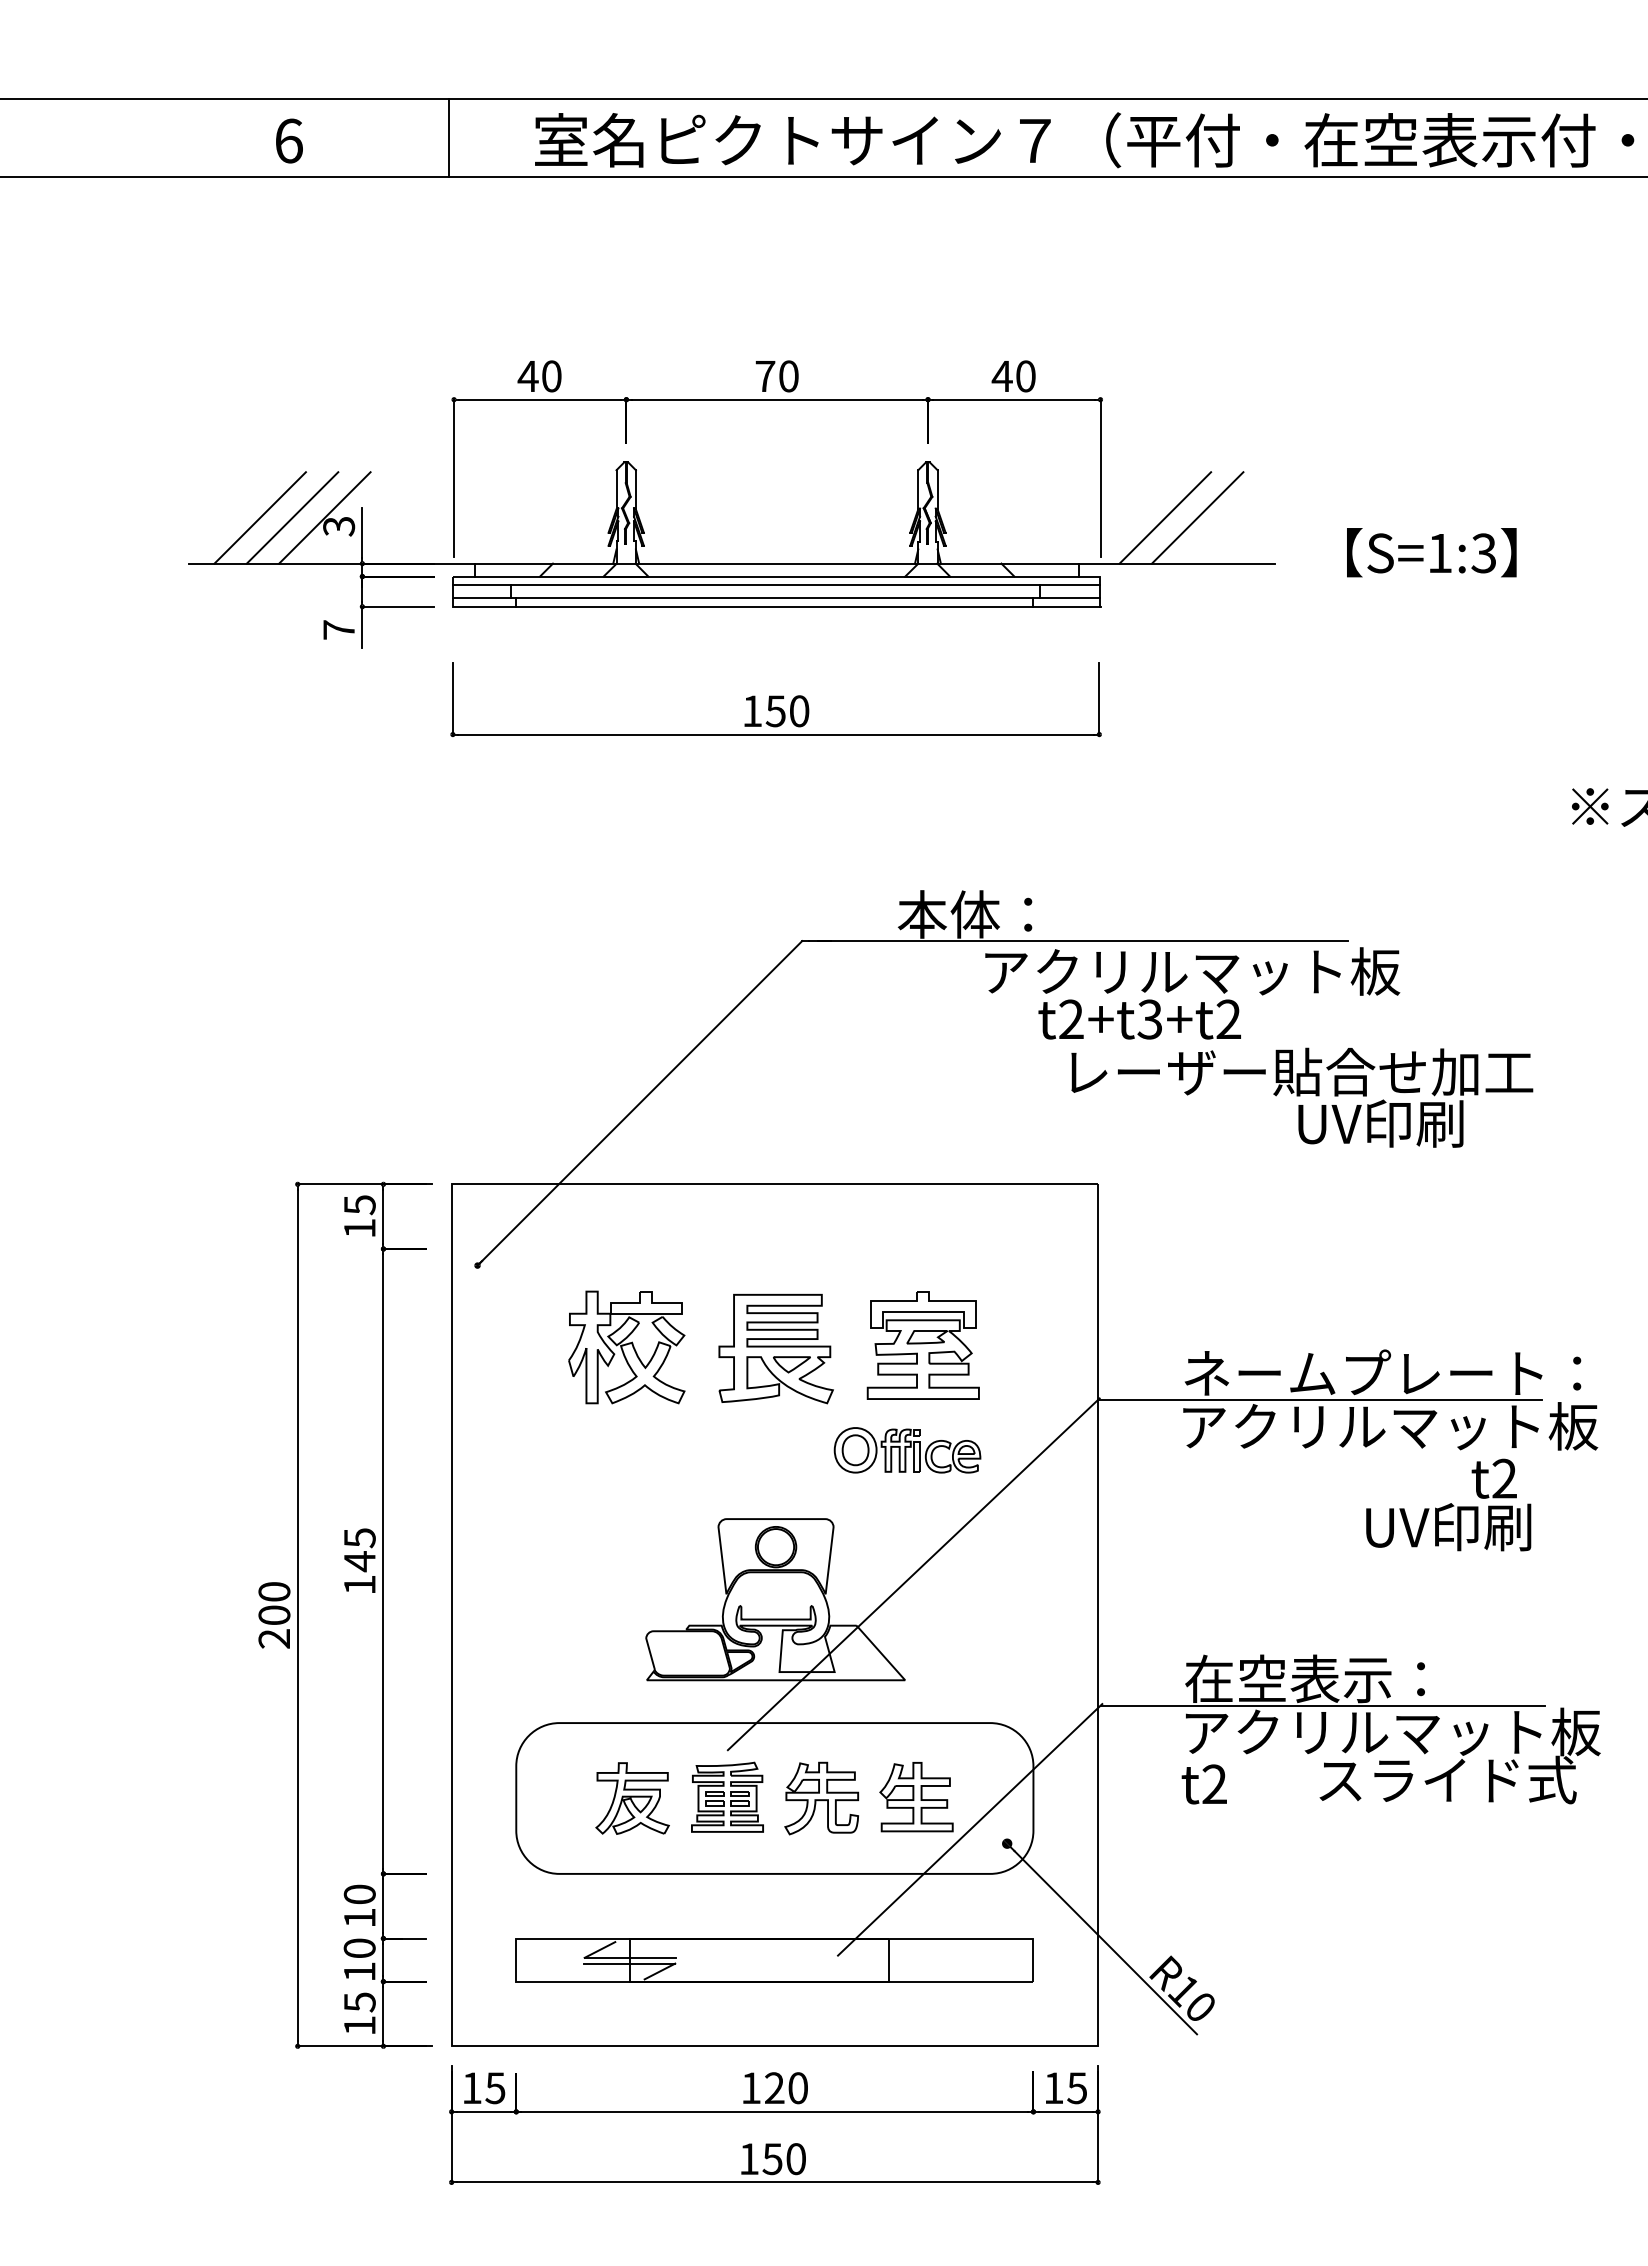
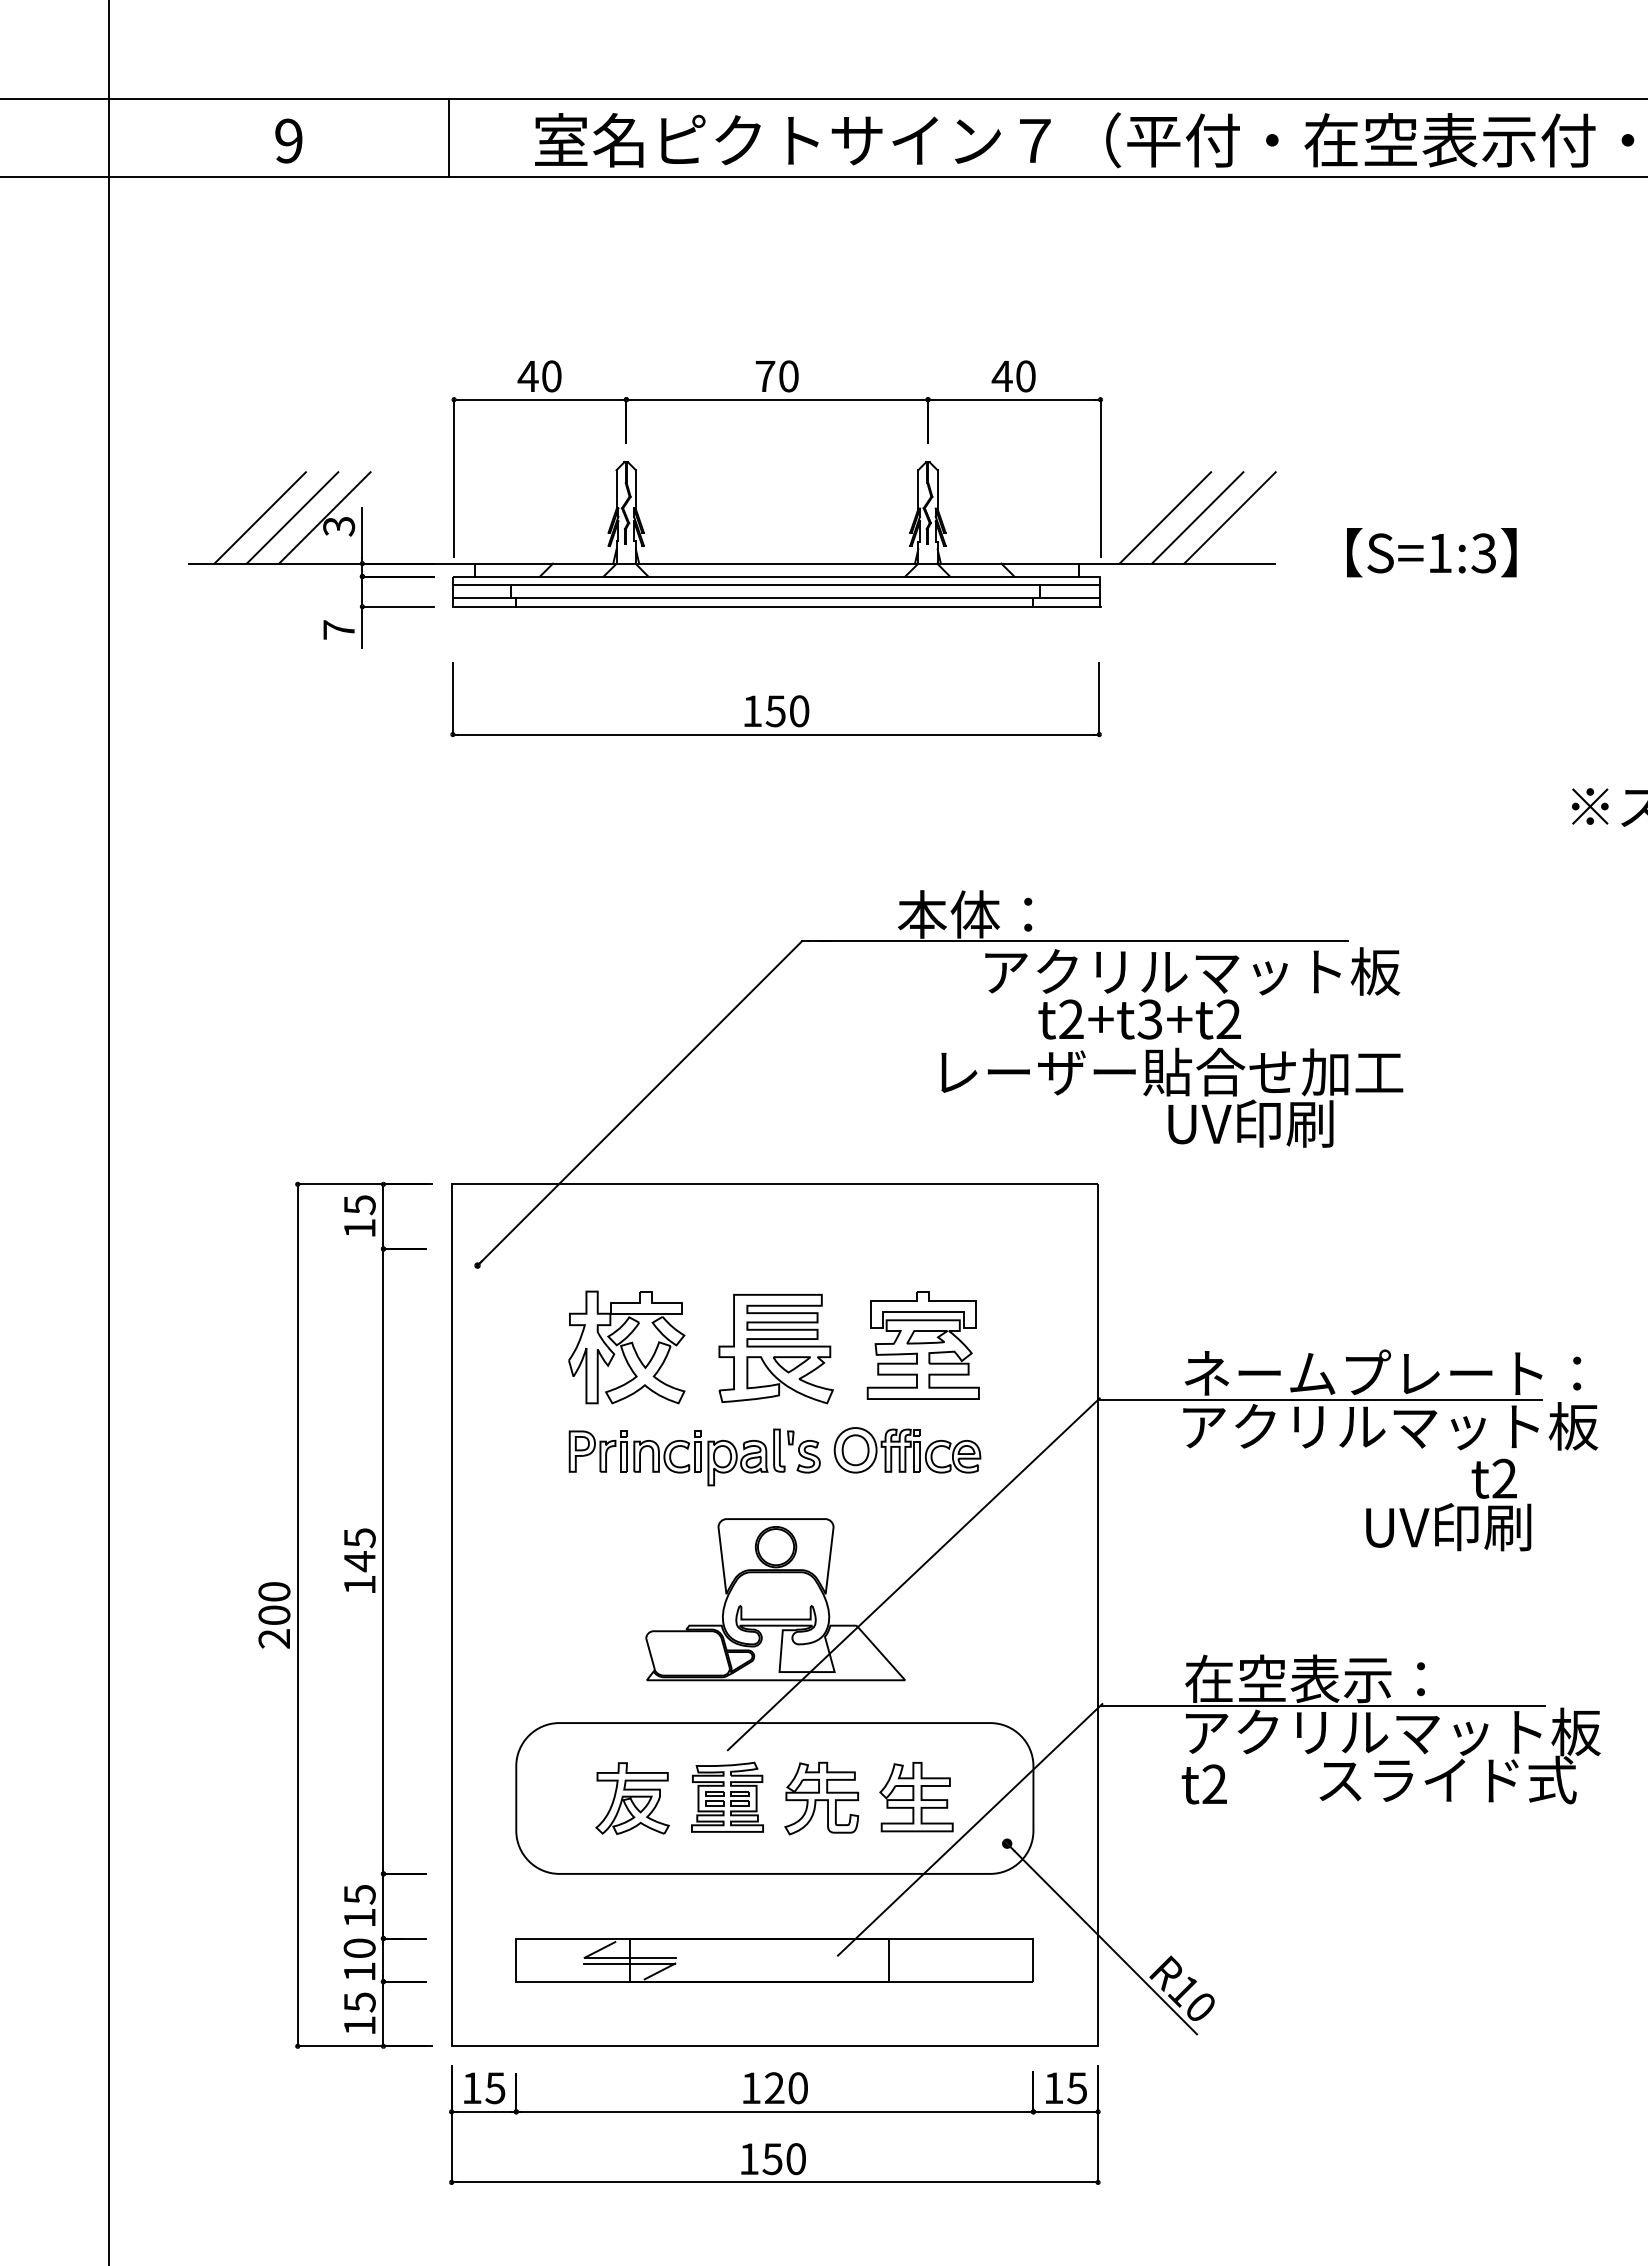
text: 6 -> 9 (288, 140)
line: none -> present (1229, 517)
text position: (1302, 1097) -> (1172, 1097) (1172, 1097)
line: none -> present (108, 1132)
part: none -> present (694, 1457)
text: 10 -> 15 (359, 1894)
